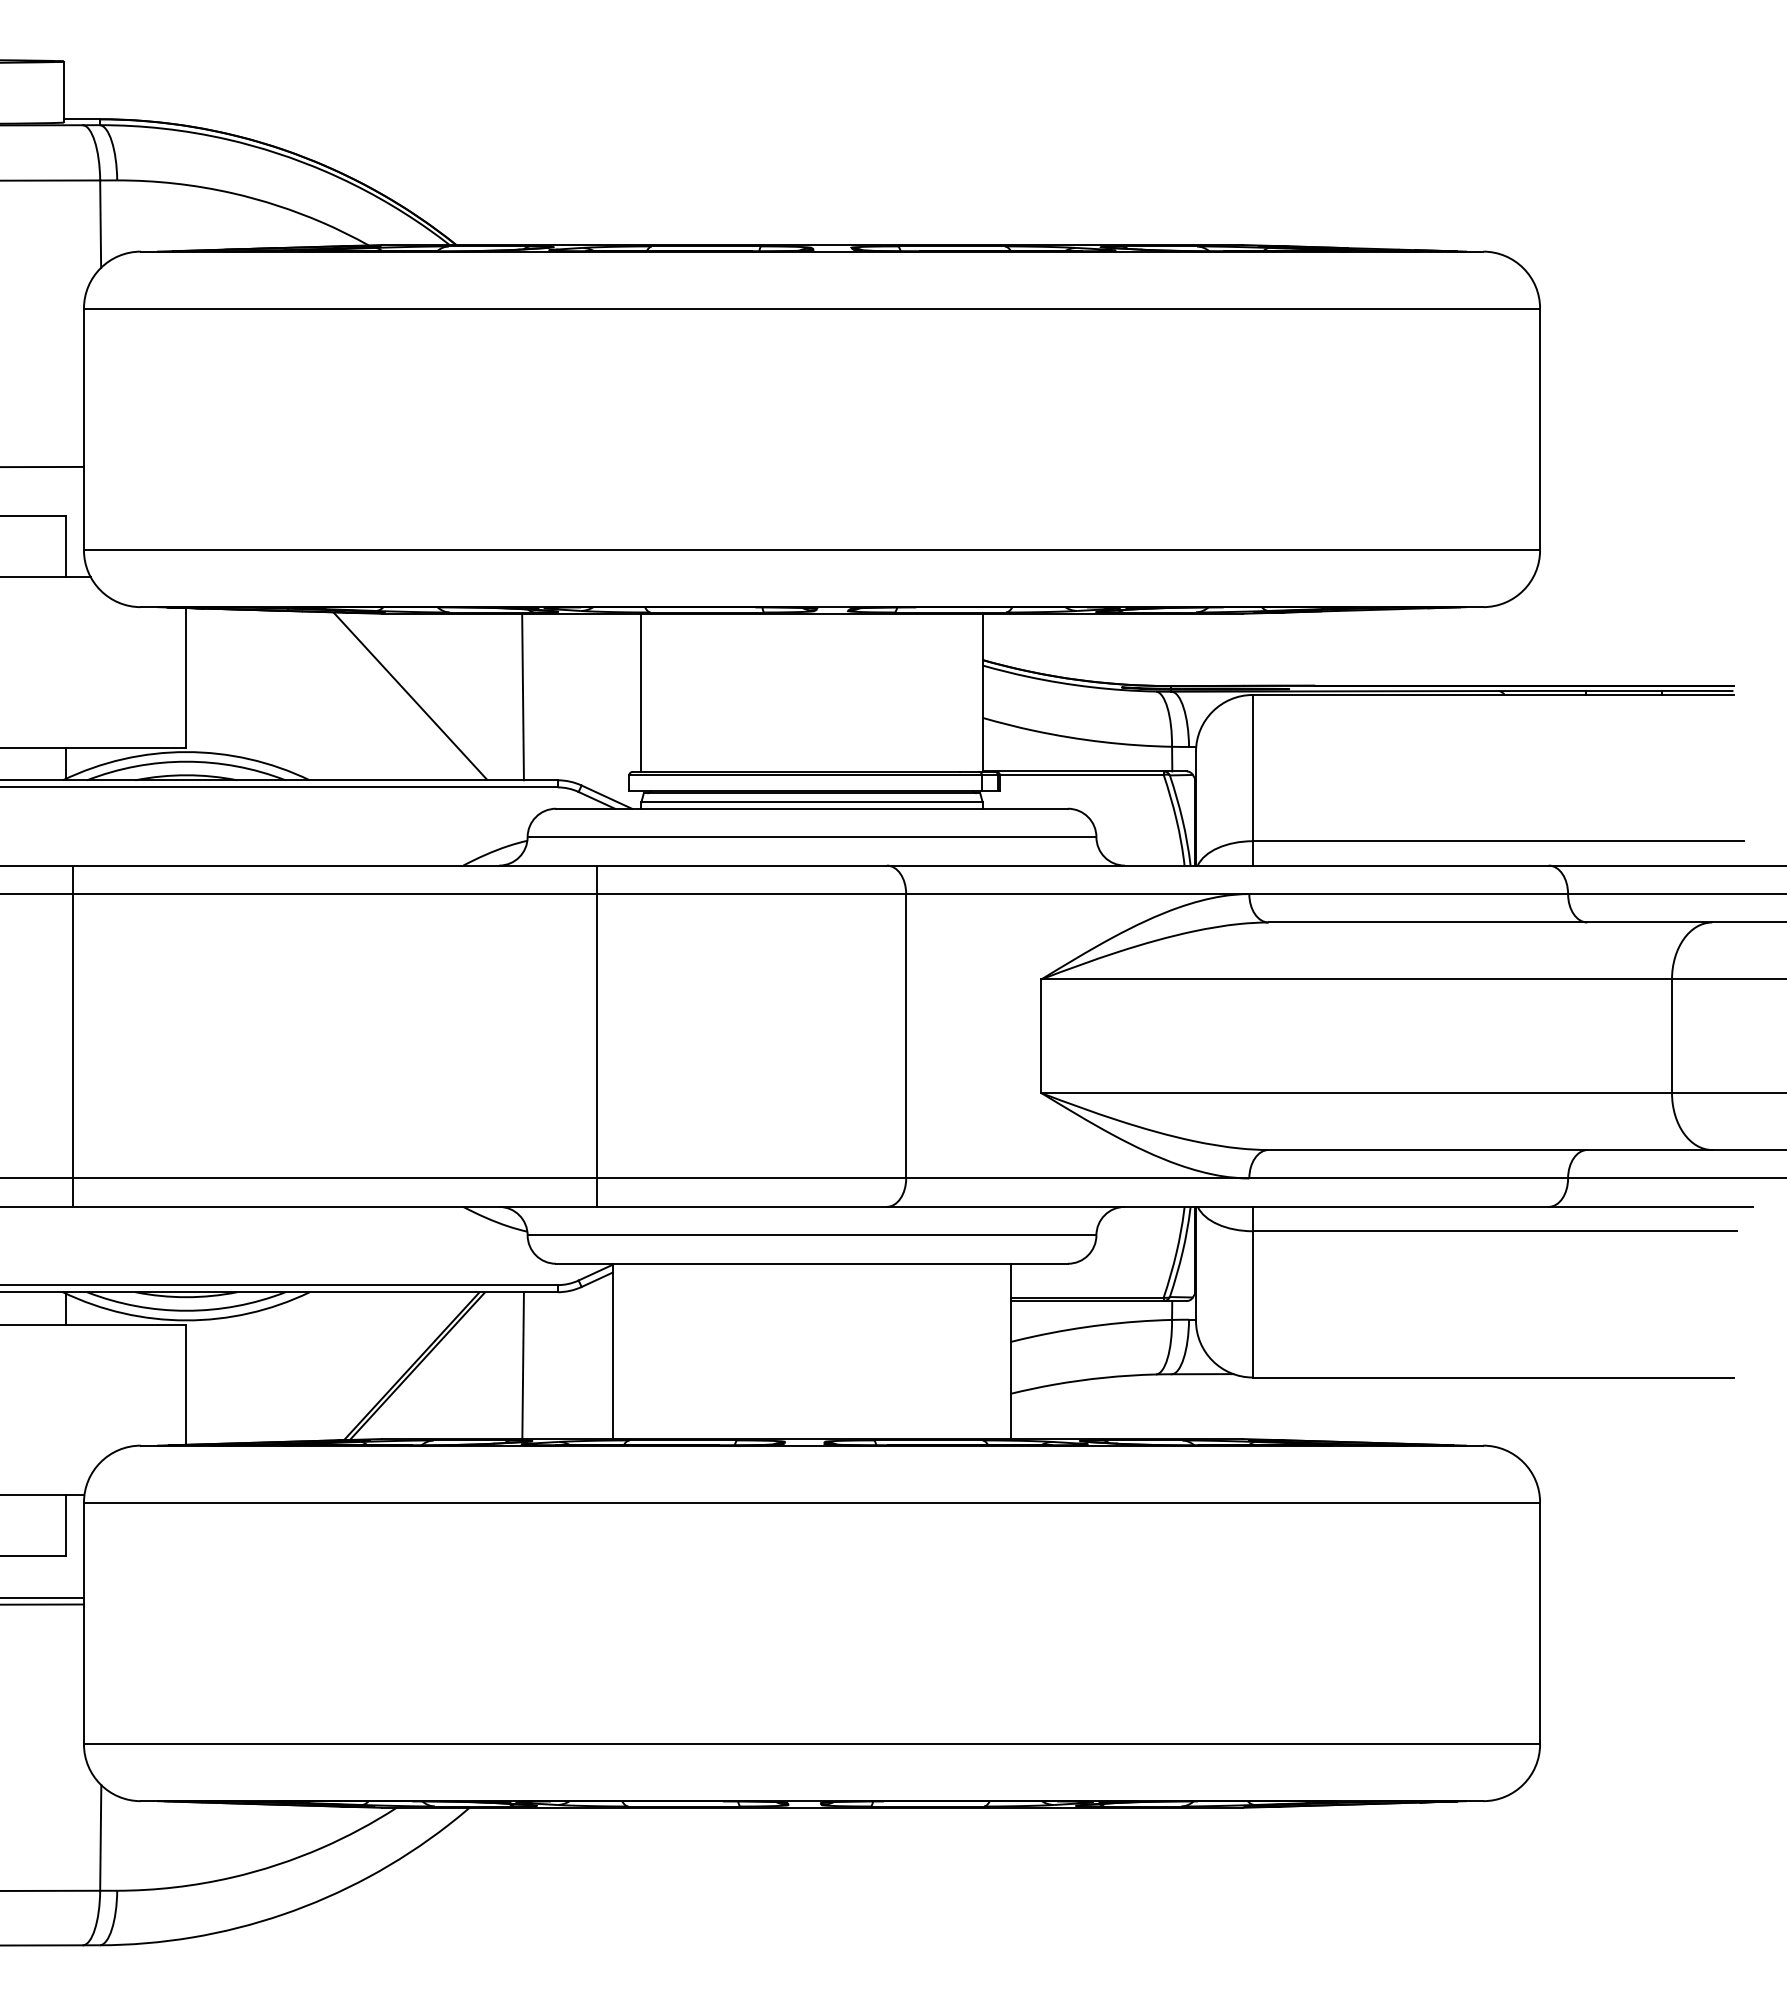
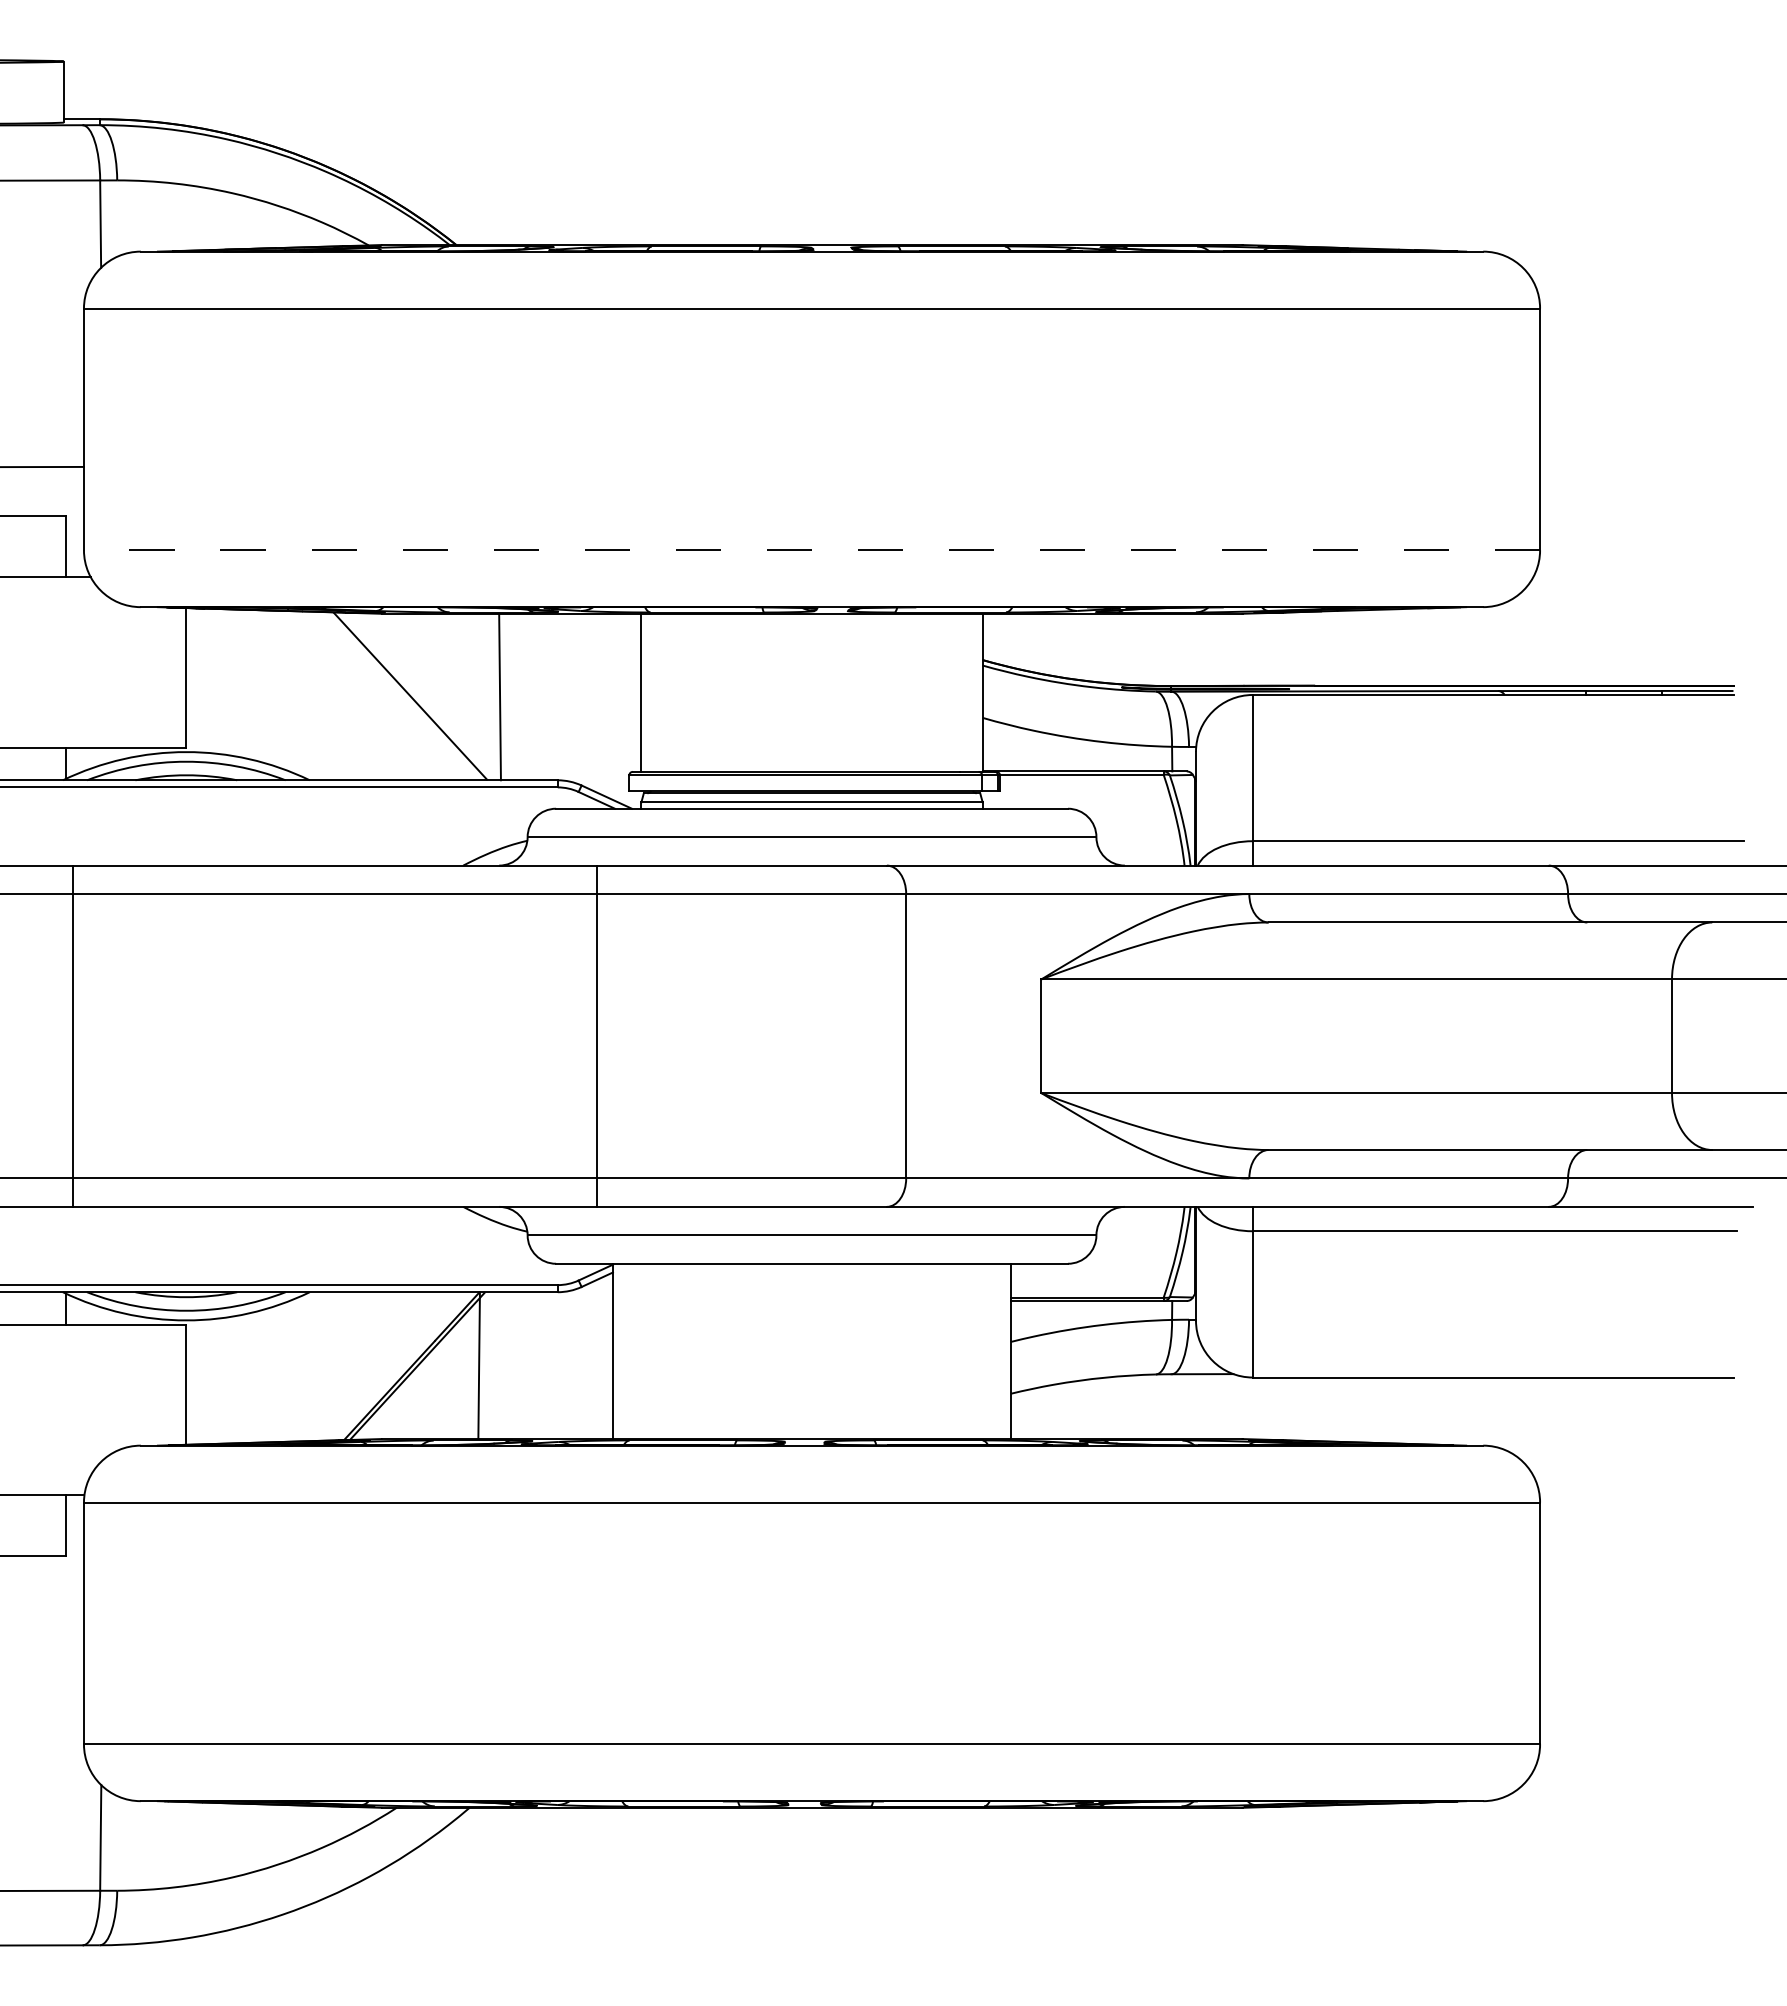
line: solid -> dashed (811, 550)
line position: (522, 696) -> (499, 696) (499, 696)
line position: (522, 1365) -> (478, 1365) (478, 1365)
line: present -> none (42, 1597)
line: present -> none (42, 1604)
